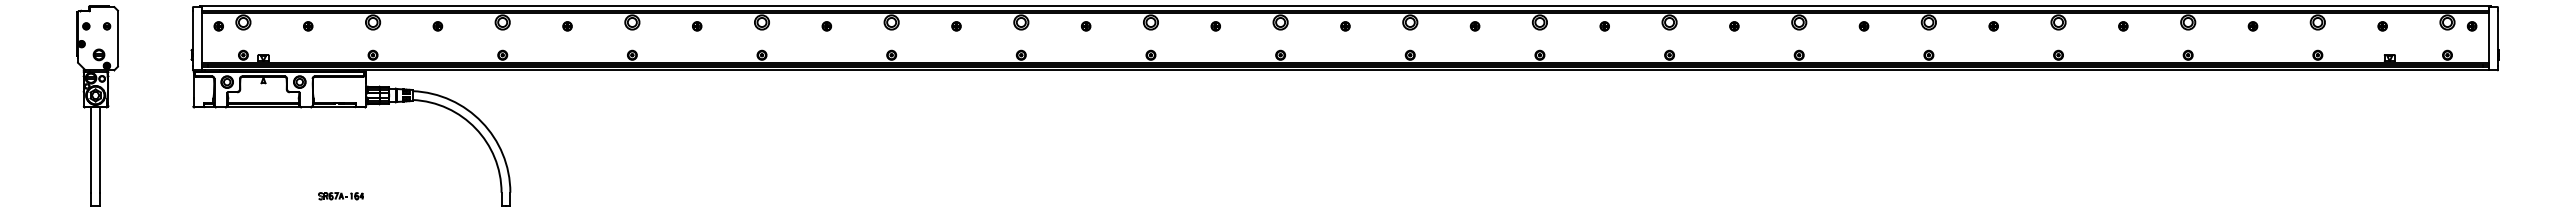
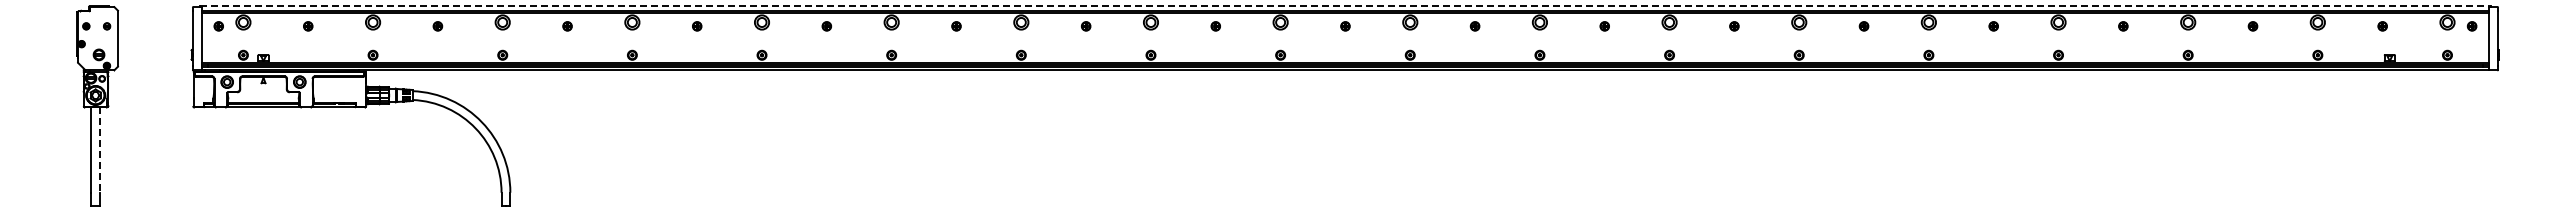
line: solid -> dashed (1345, 6)
line: solid -> dashed (100, 150)
part: present -> none (340, 196)
